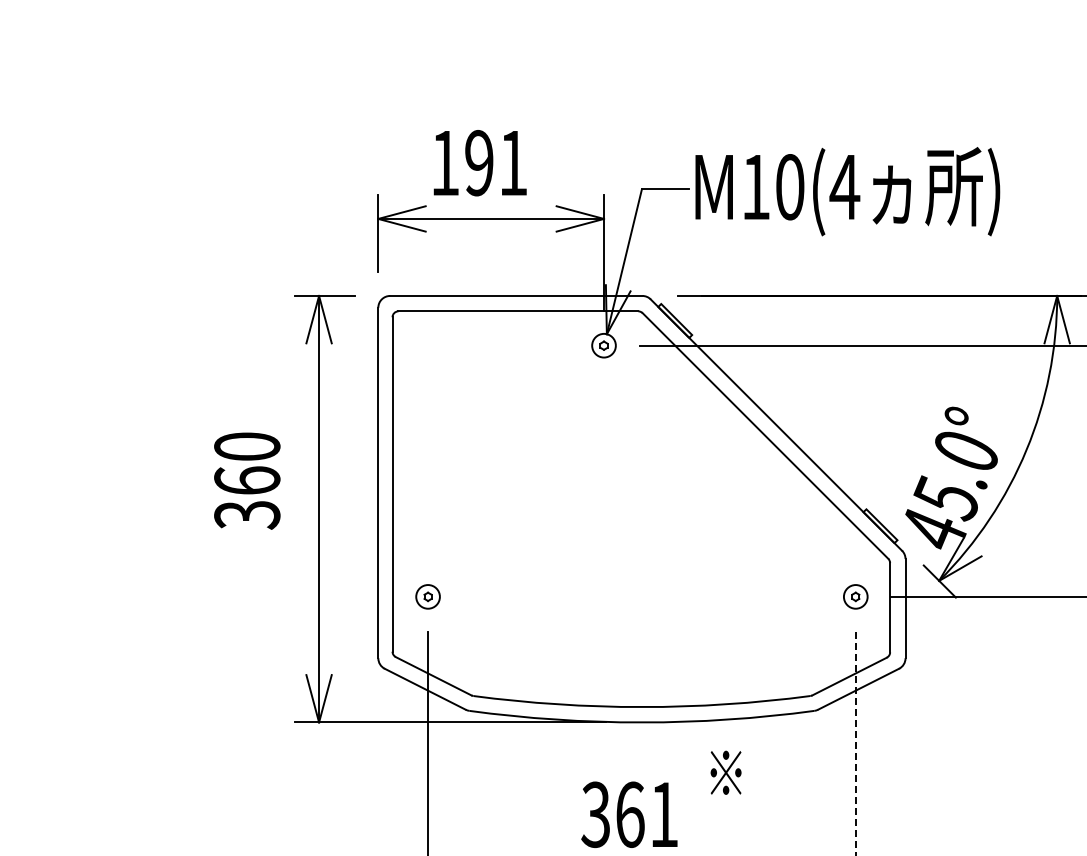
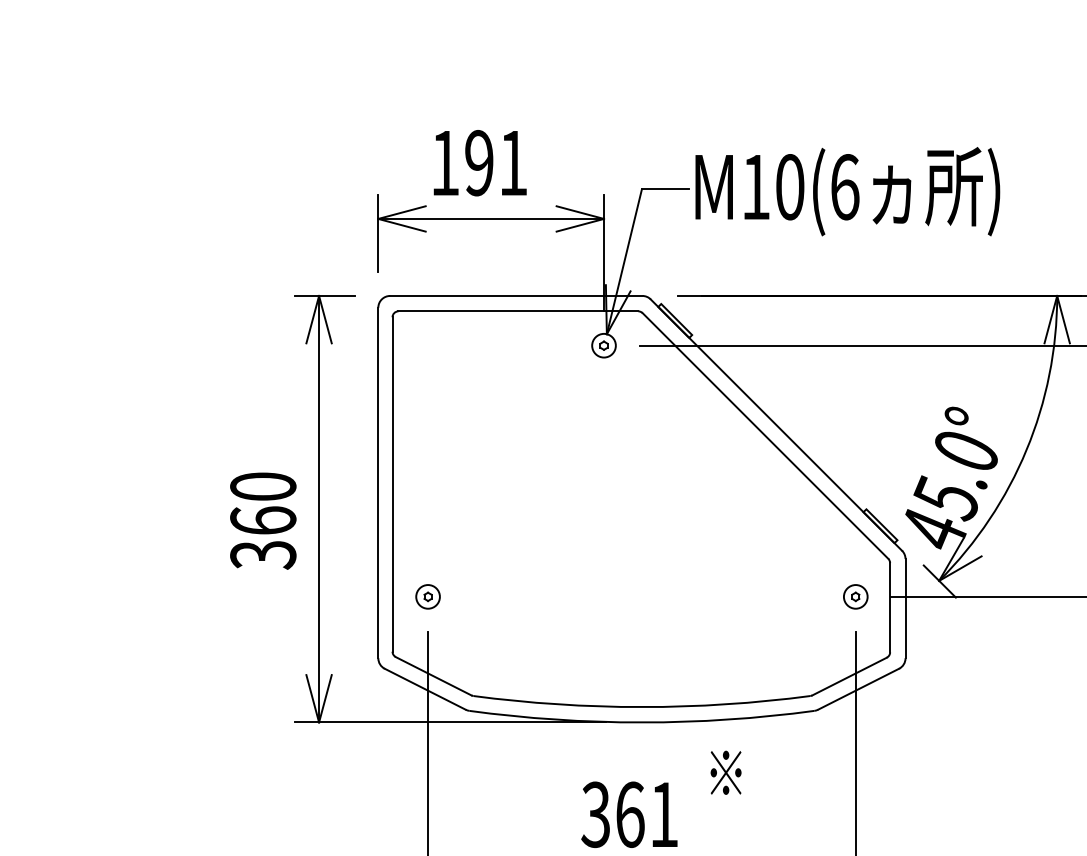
text: M10(4 -> M10(6 (844, 187)
text position: (247, 480) -> (263, 520) (263, 520)
line: dashed -> solid (855, 744)
